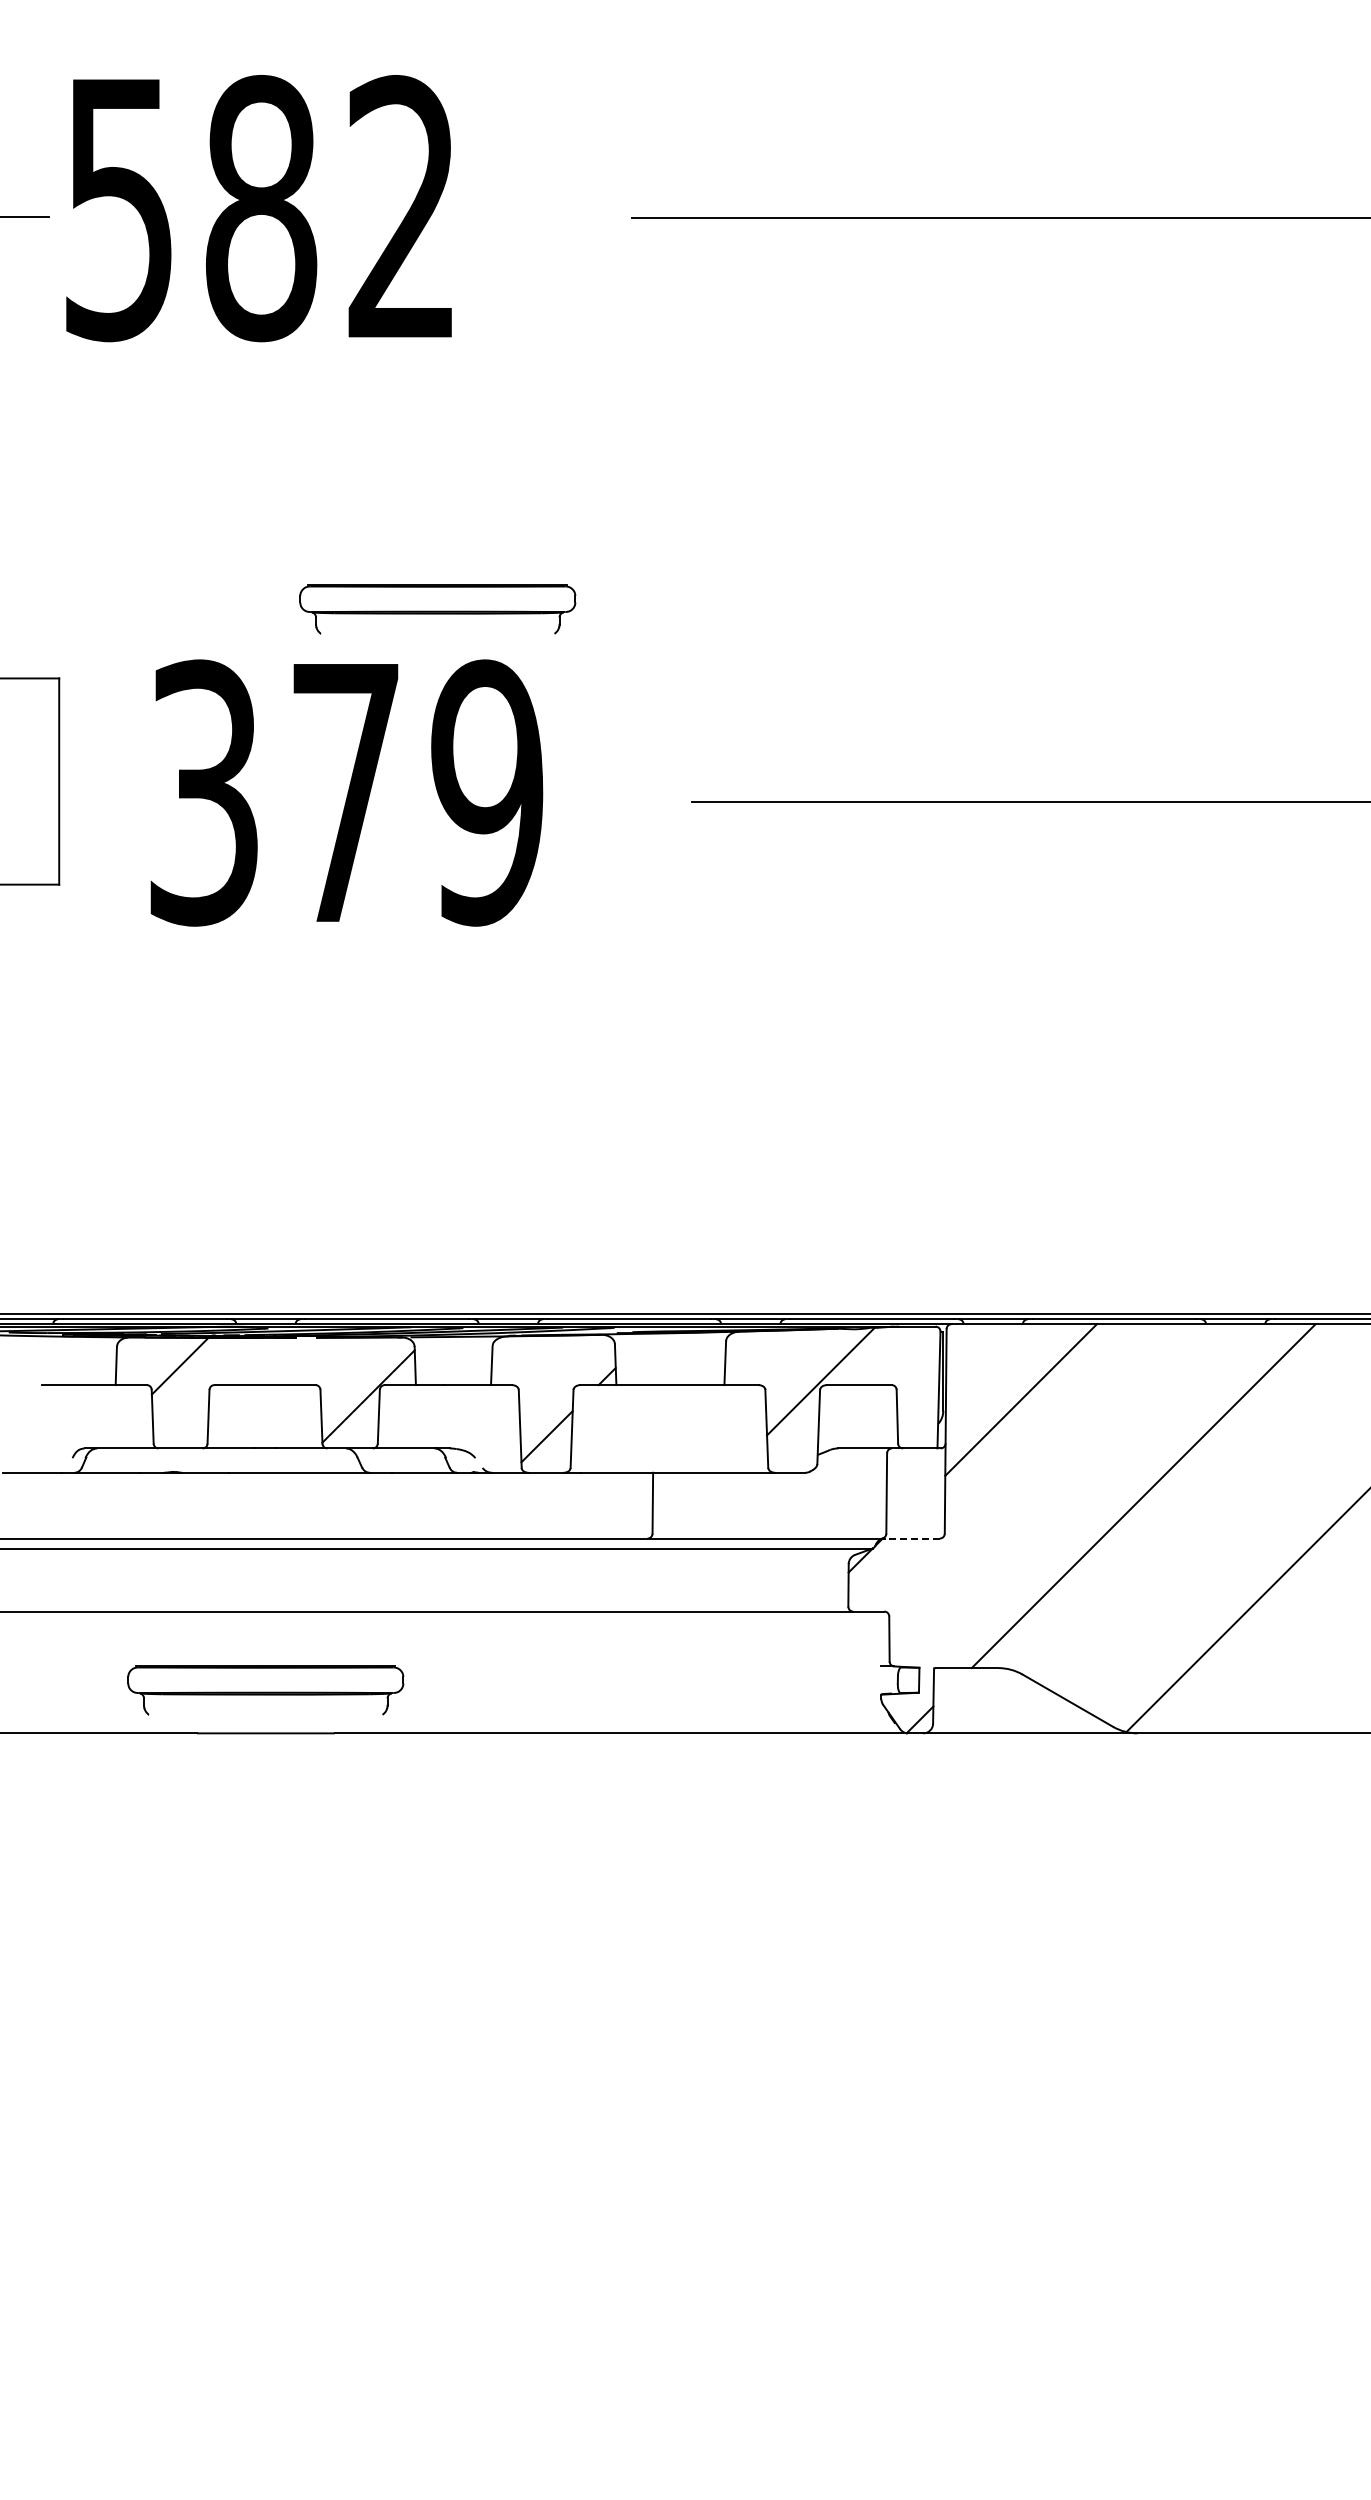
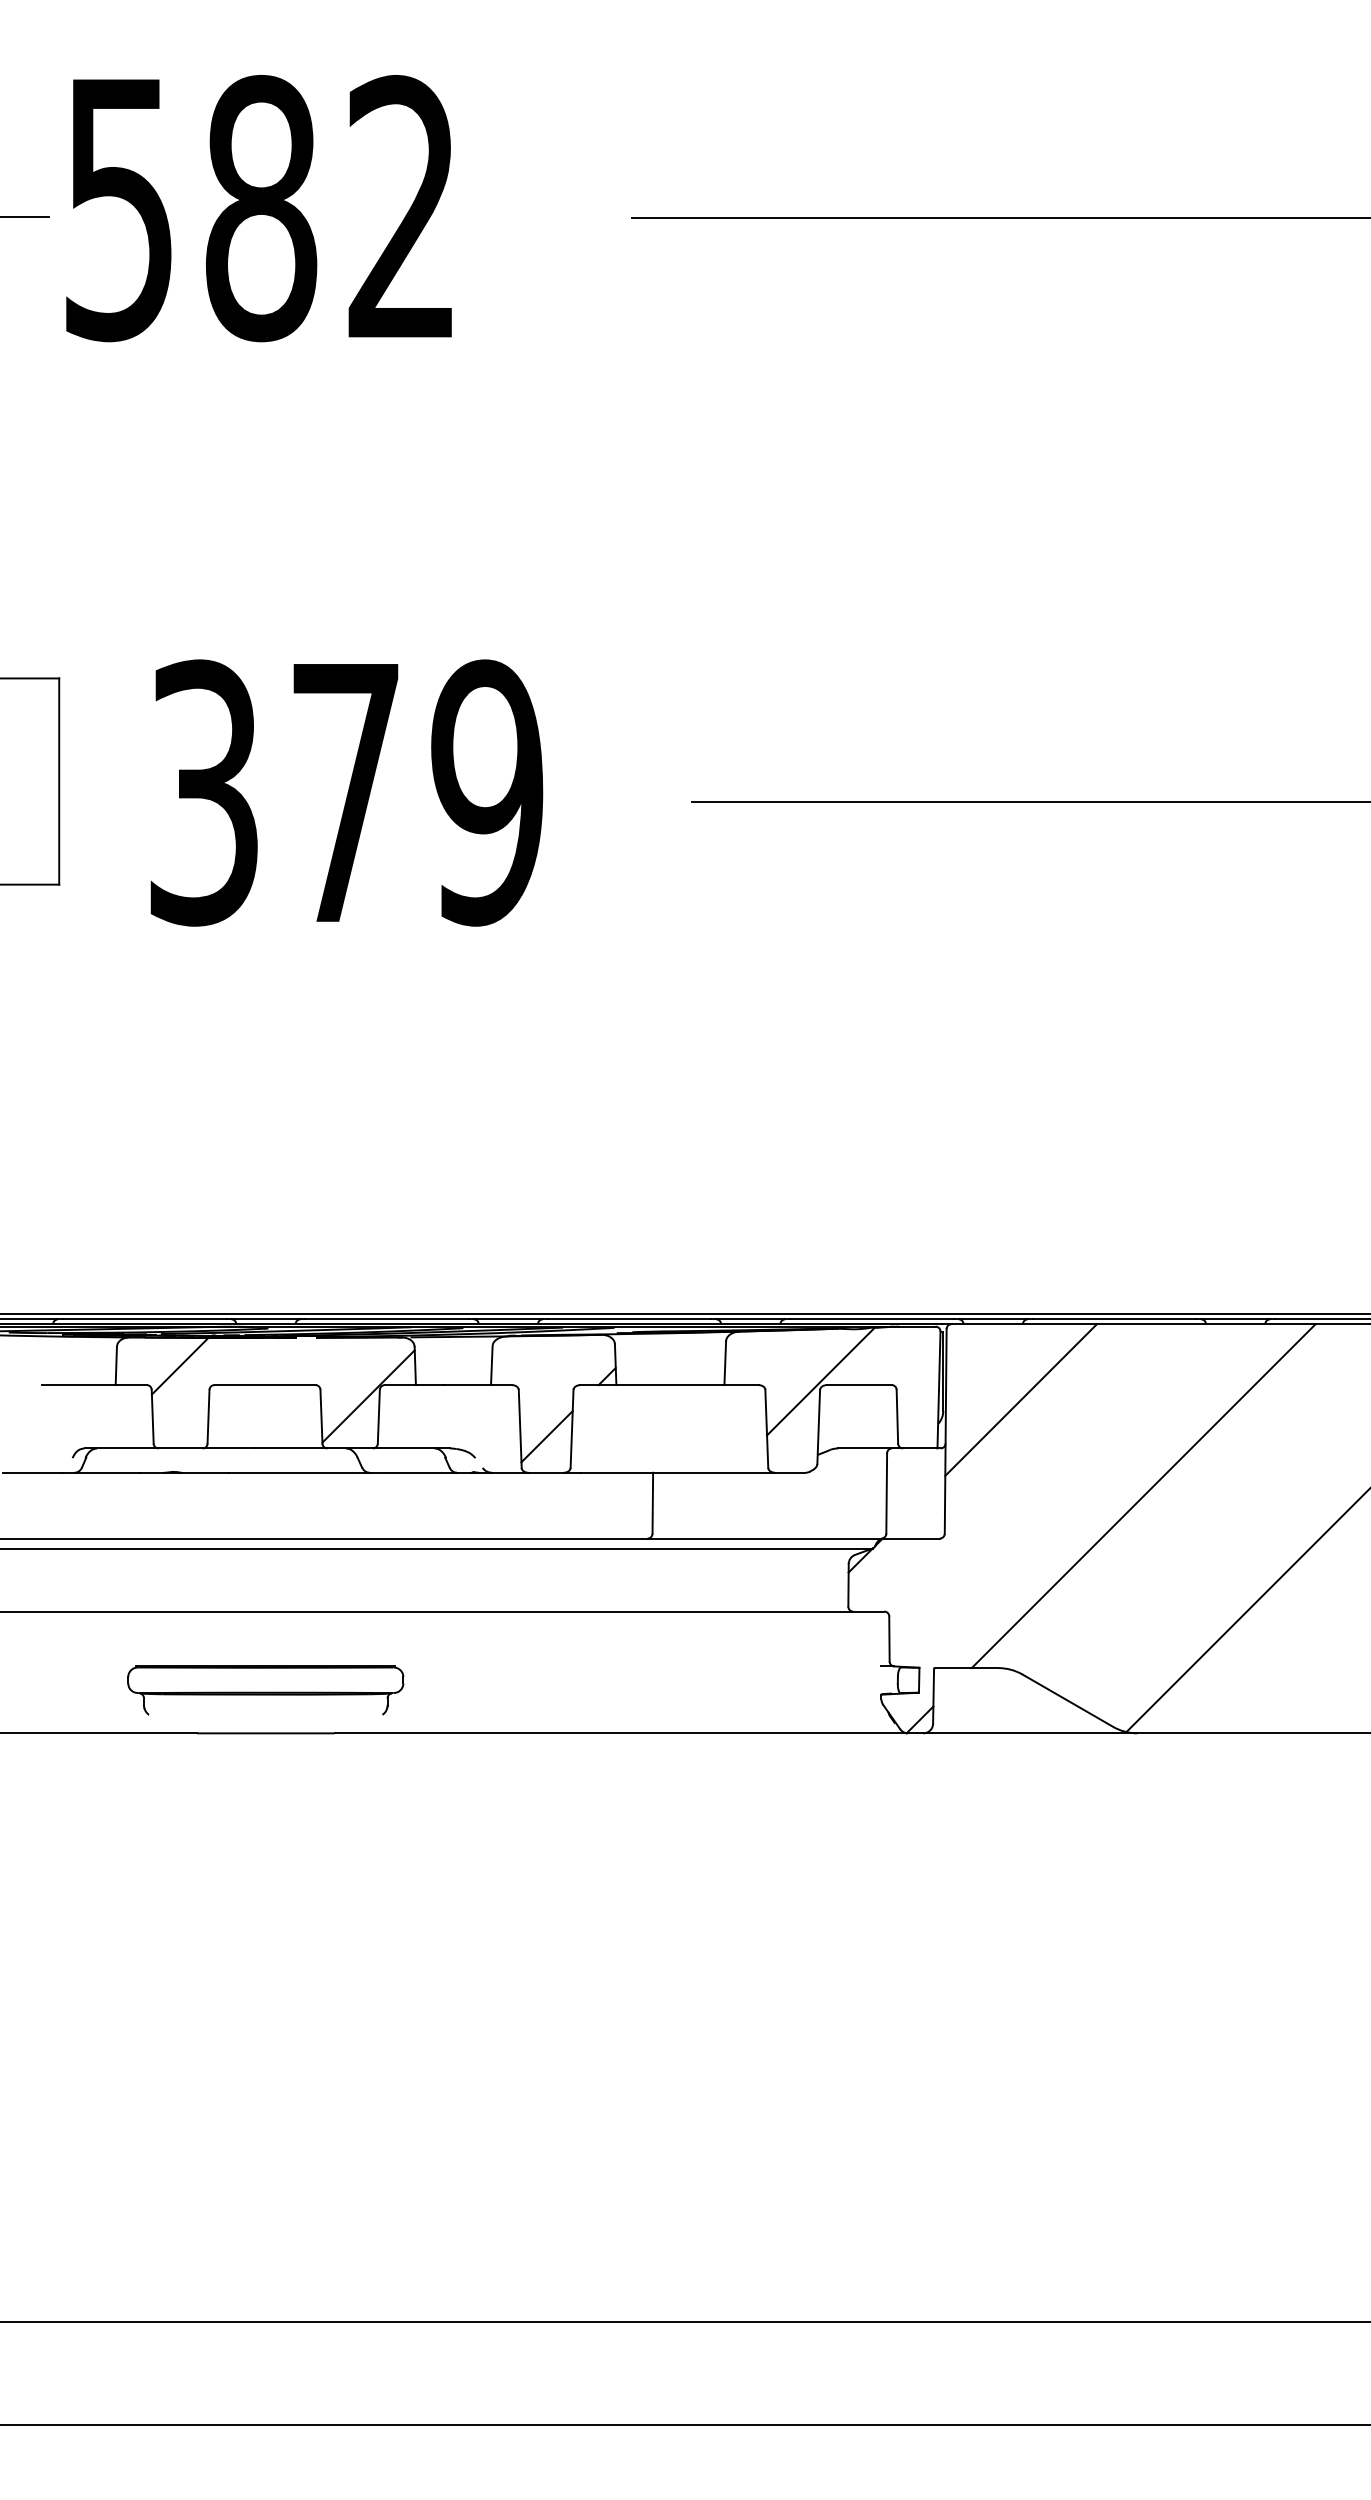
part: present -> none (437, 609)
line: dashed -> solid (912, 1538)
line: none -> present (684, 2322)
line: none -> present (684, 2425)
